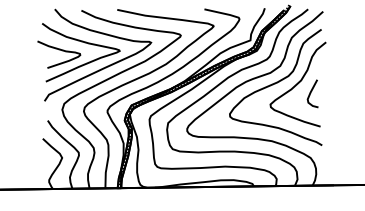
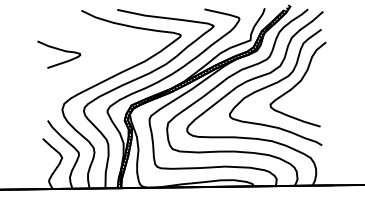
part: present -> none (97, 54)
curve: present -> none (311, 93)
